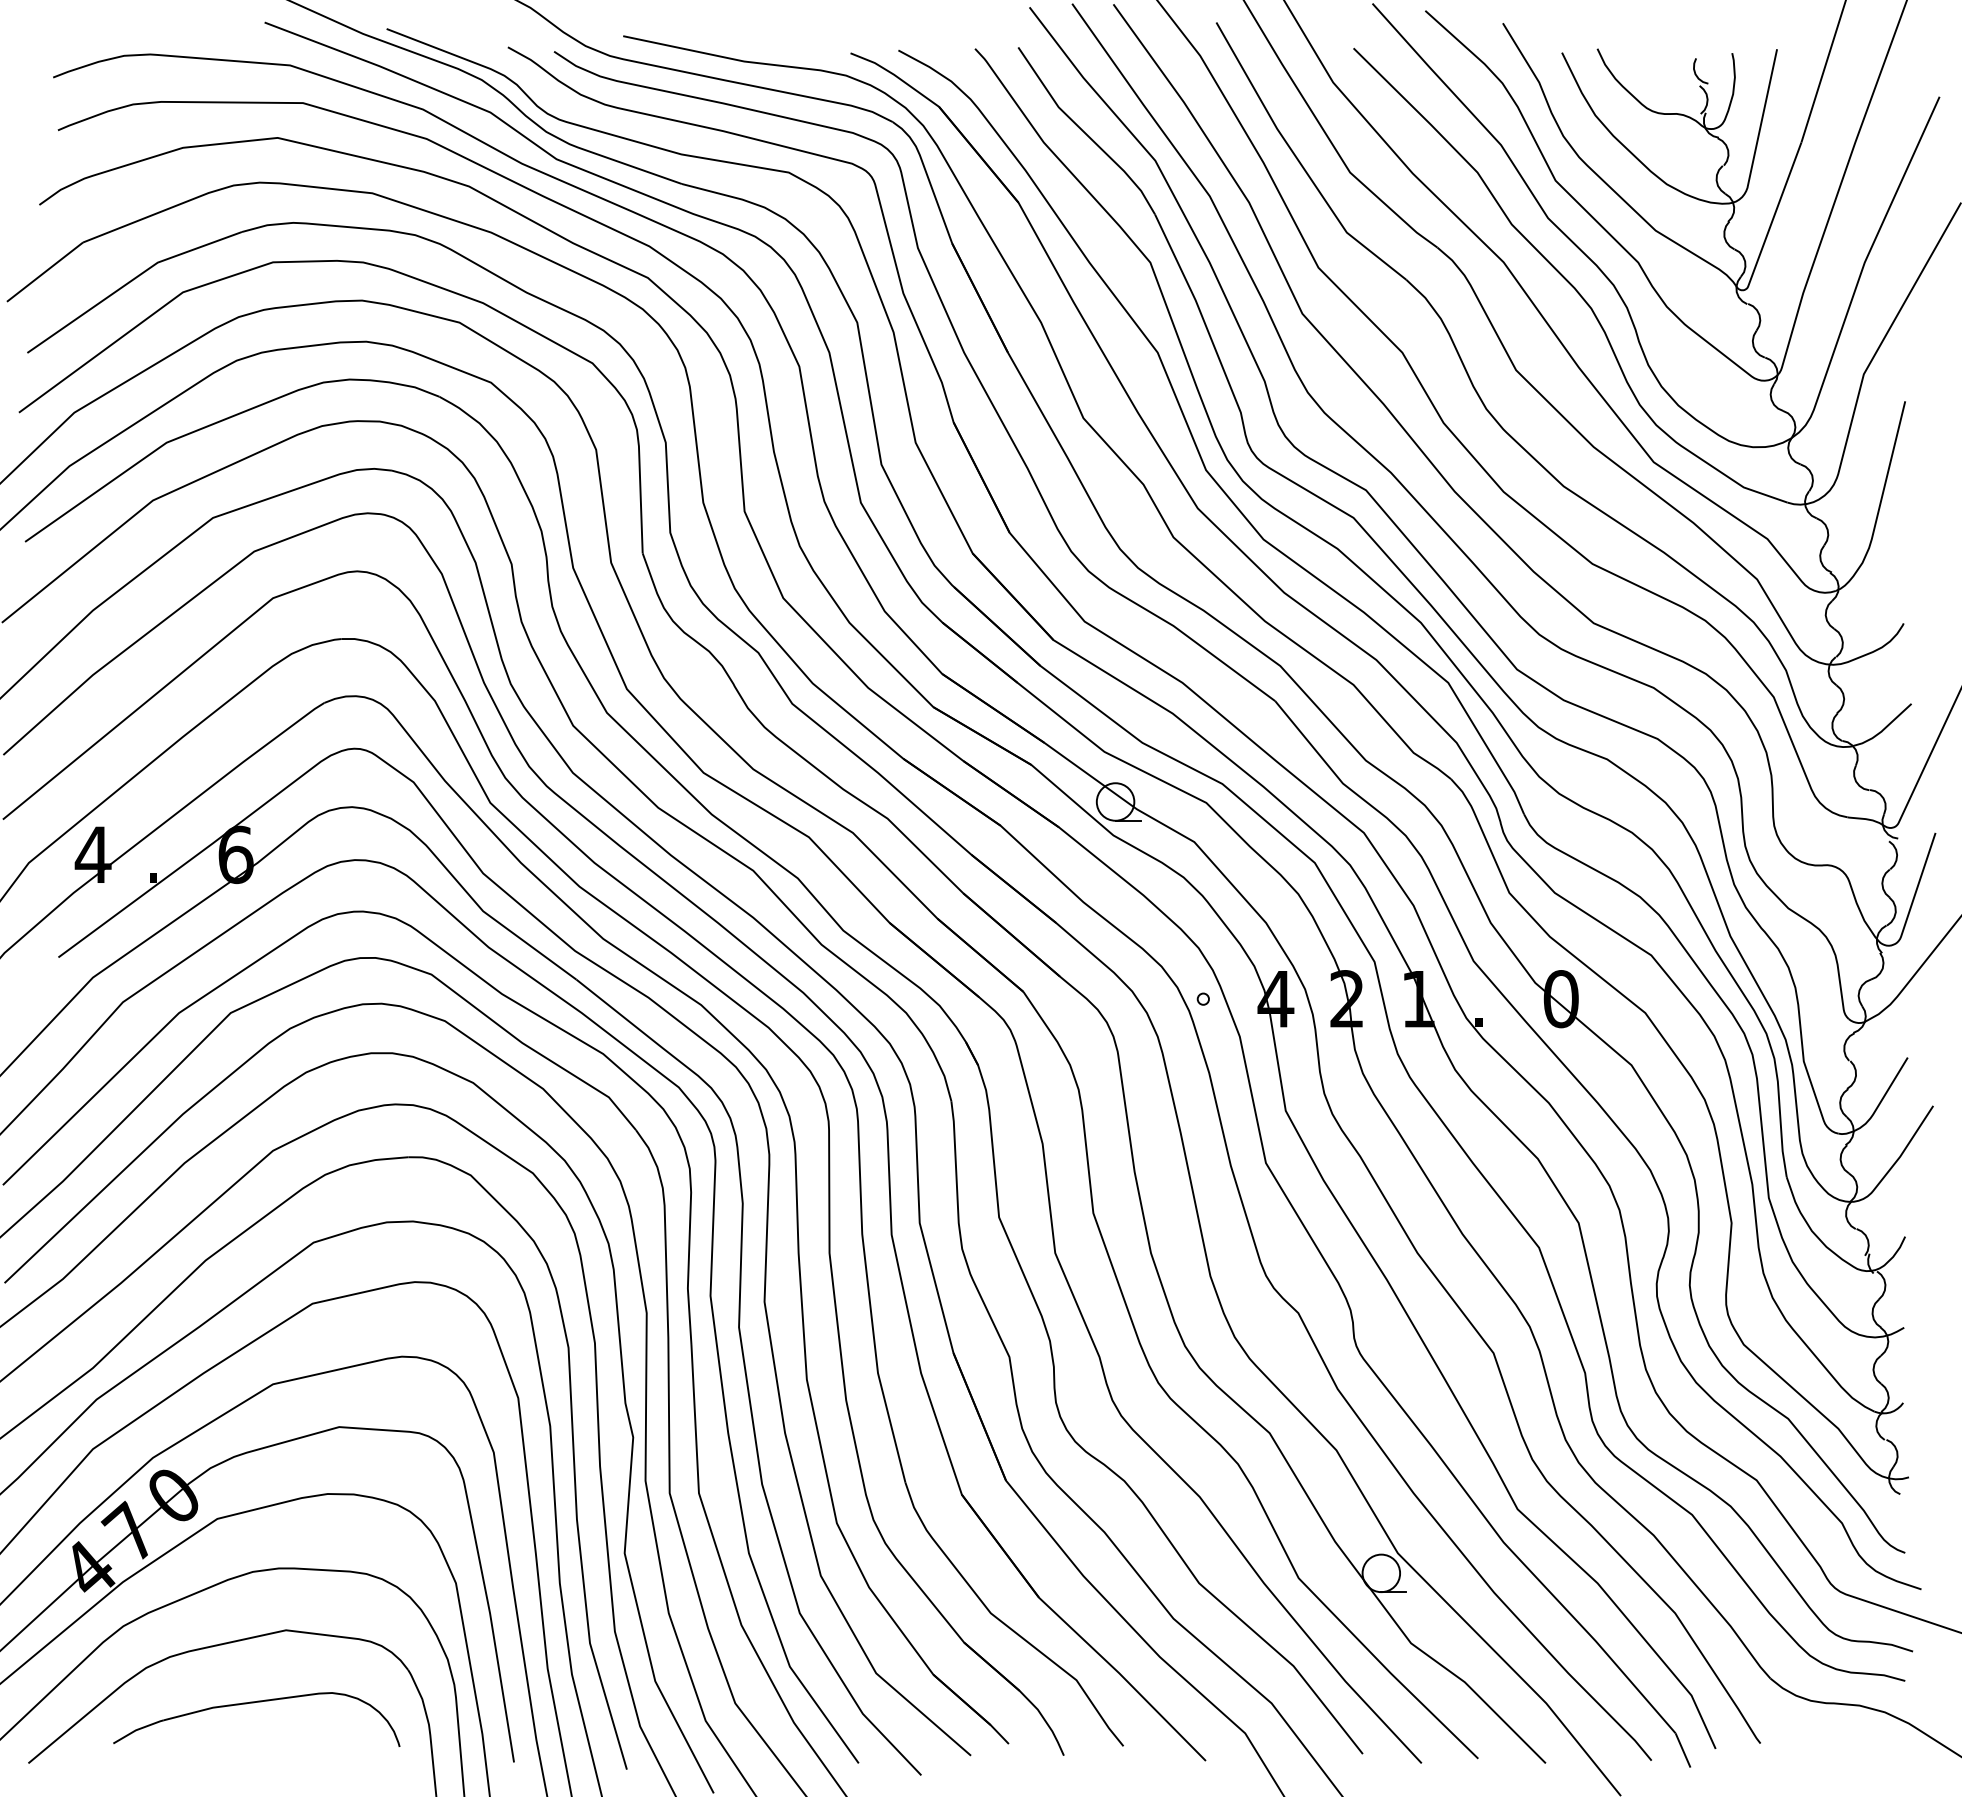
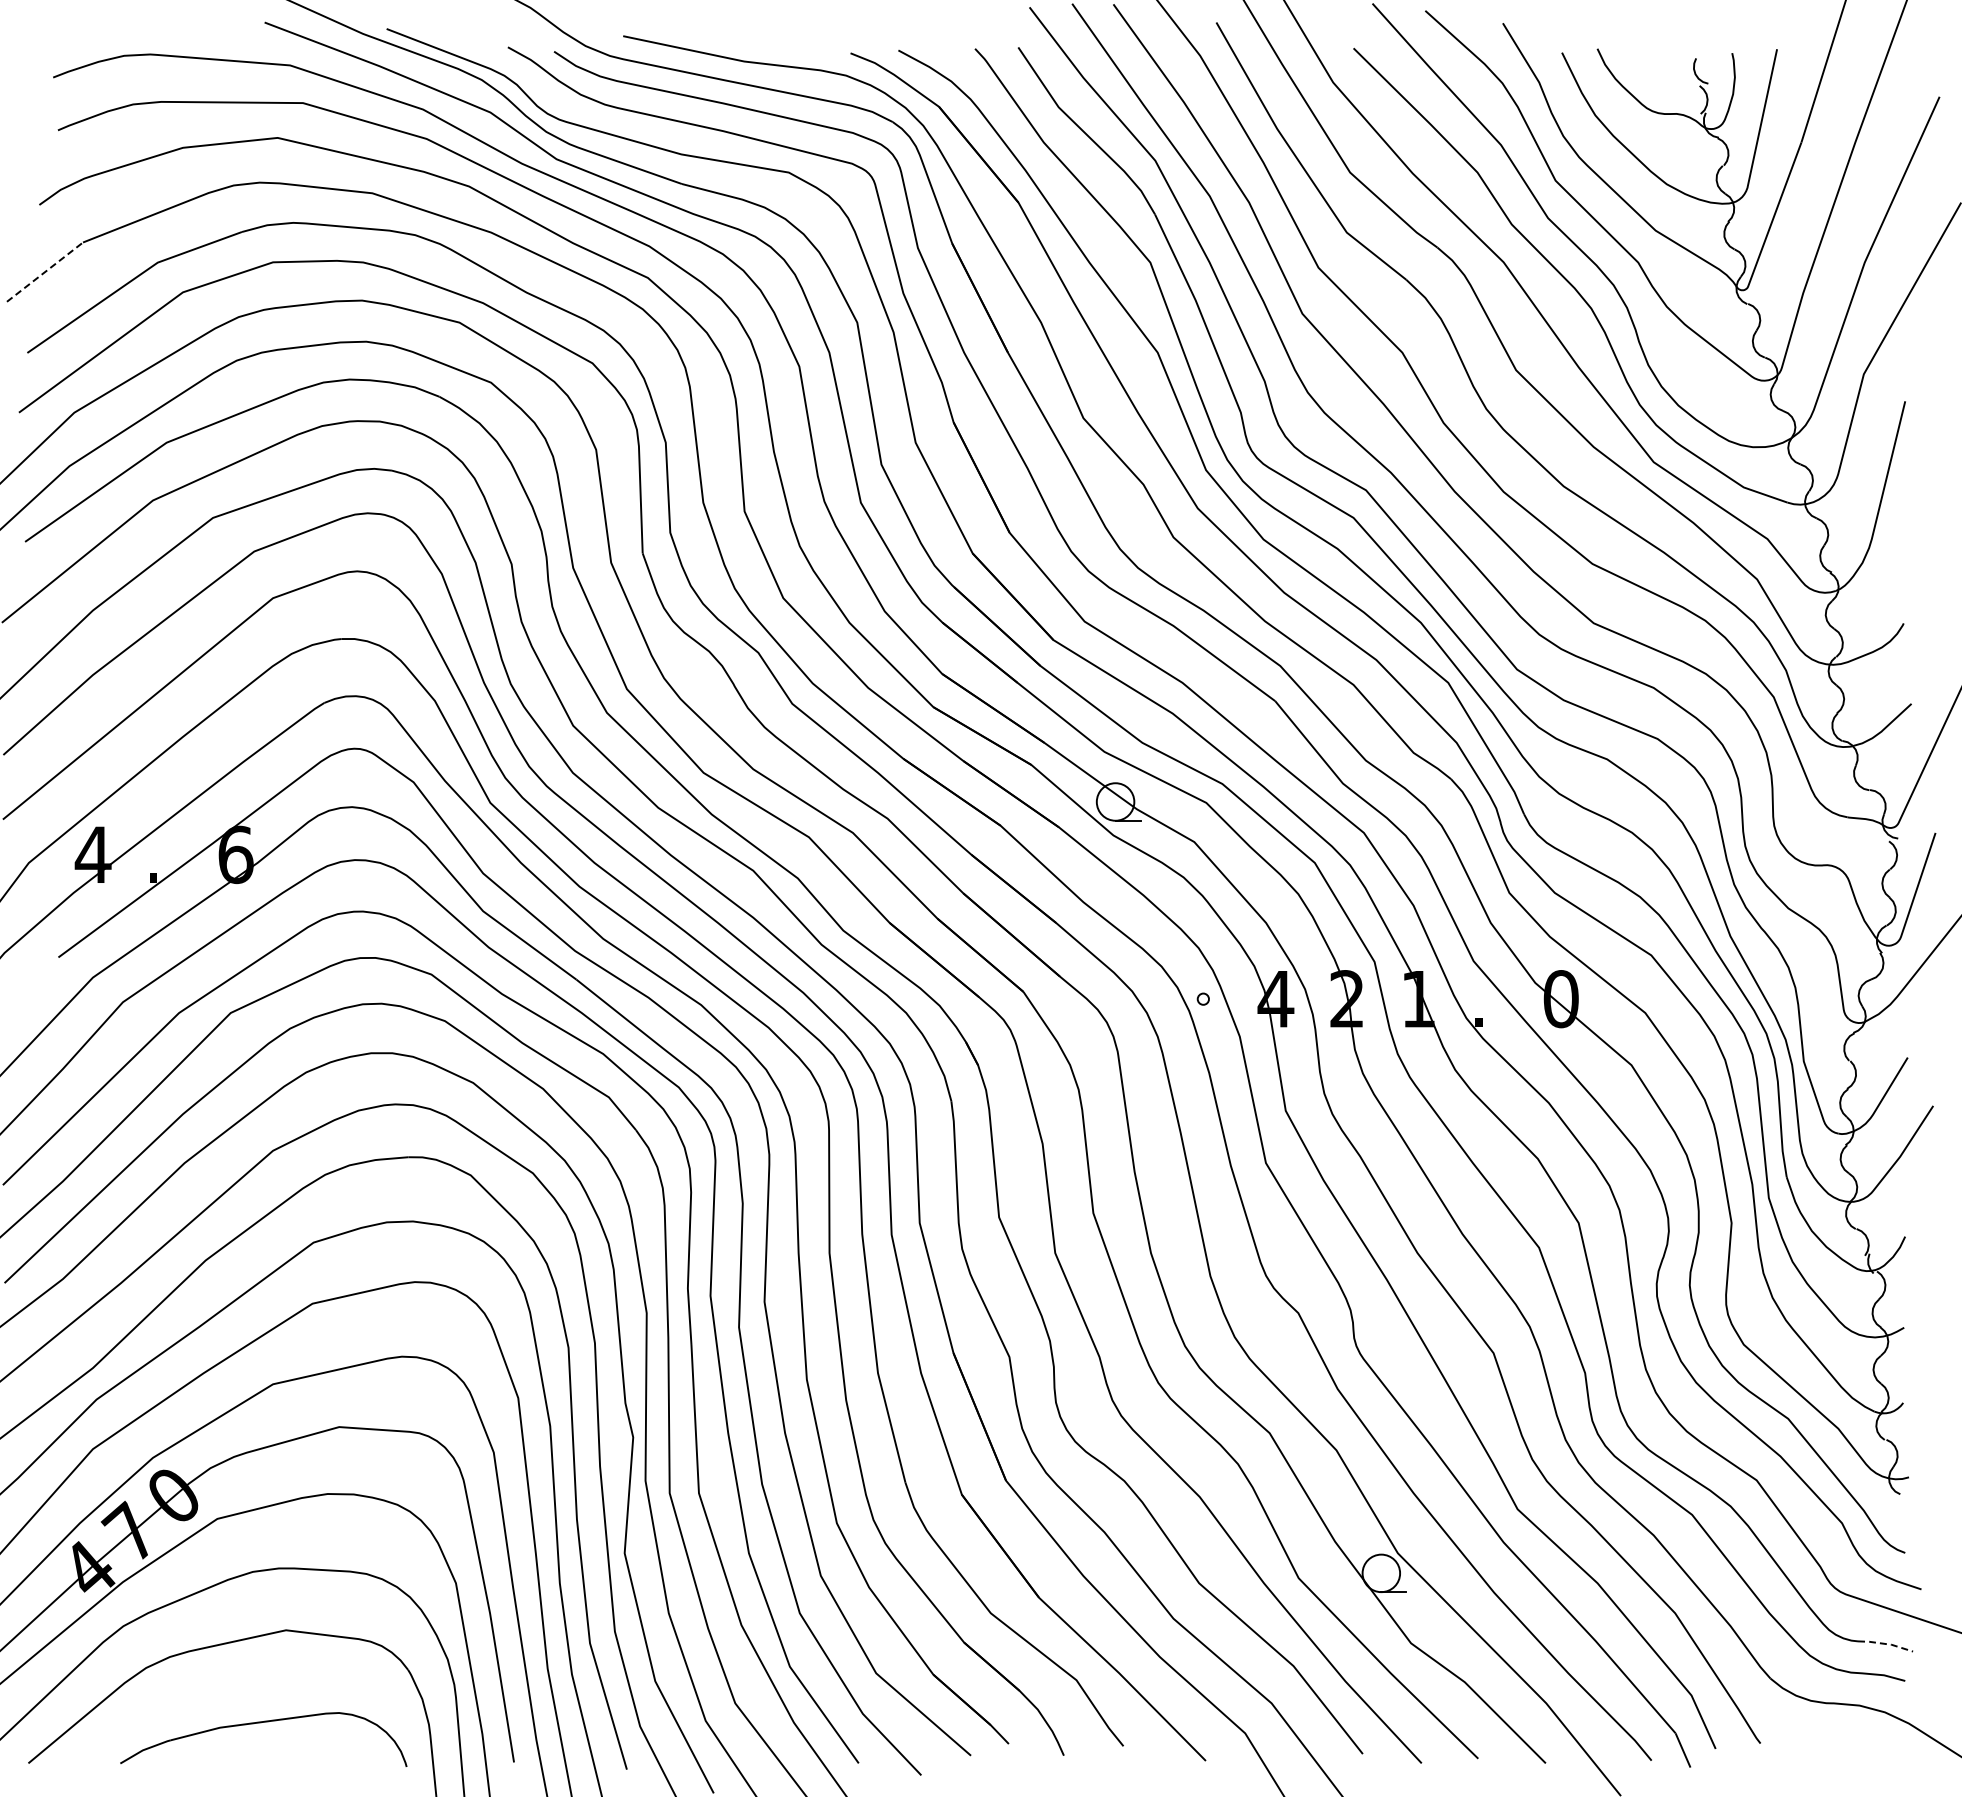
line: solid -> dashed (45, 271)
line: solid -> dashed (1885, 1644)
part position: (254, 1703) -> (261, 1723) (261, 1723)
